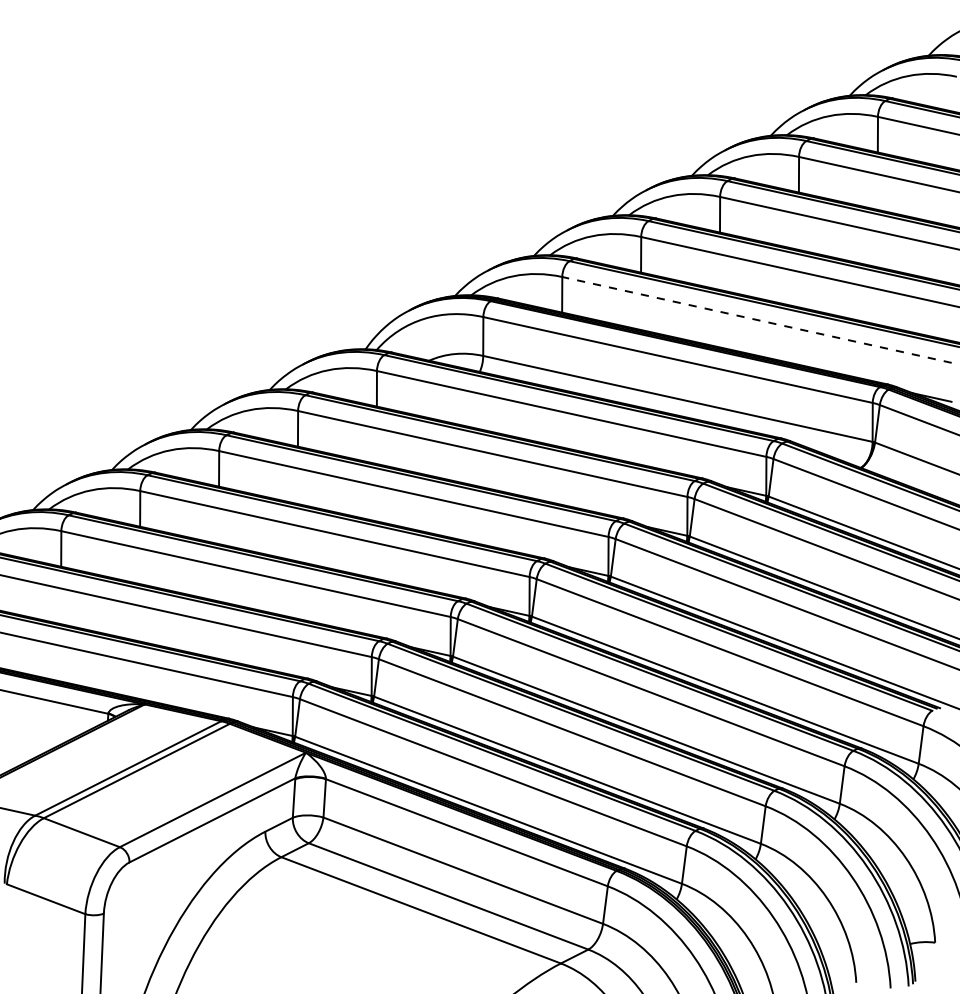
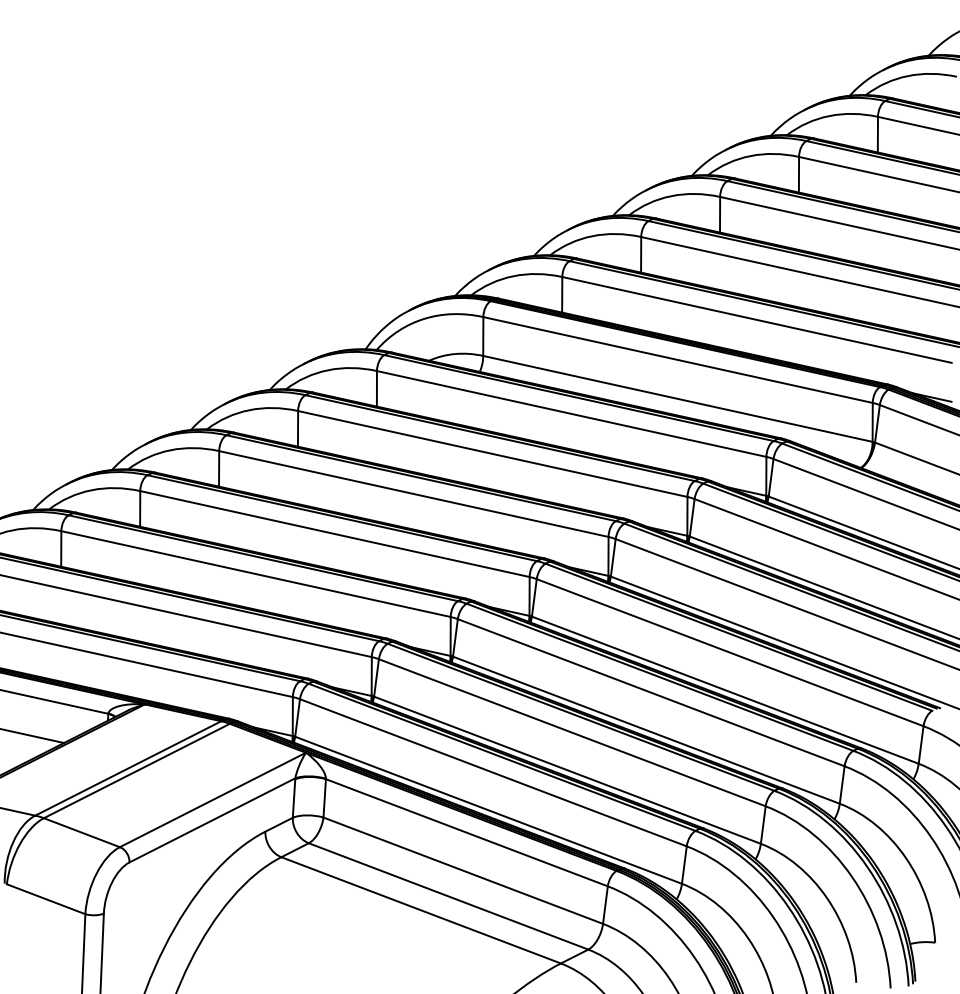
line: dashed -> solid (756, 319)
line: none -> present (33, 736)
